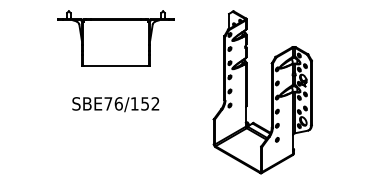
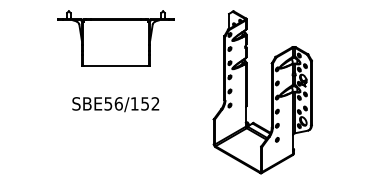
text: SBE76/152 -> SBE56/152 (108, 103)
